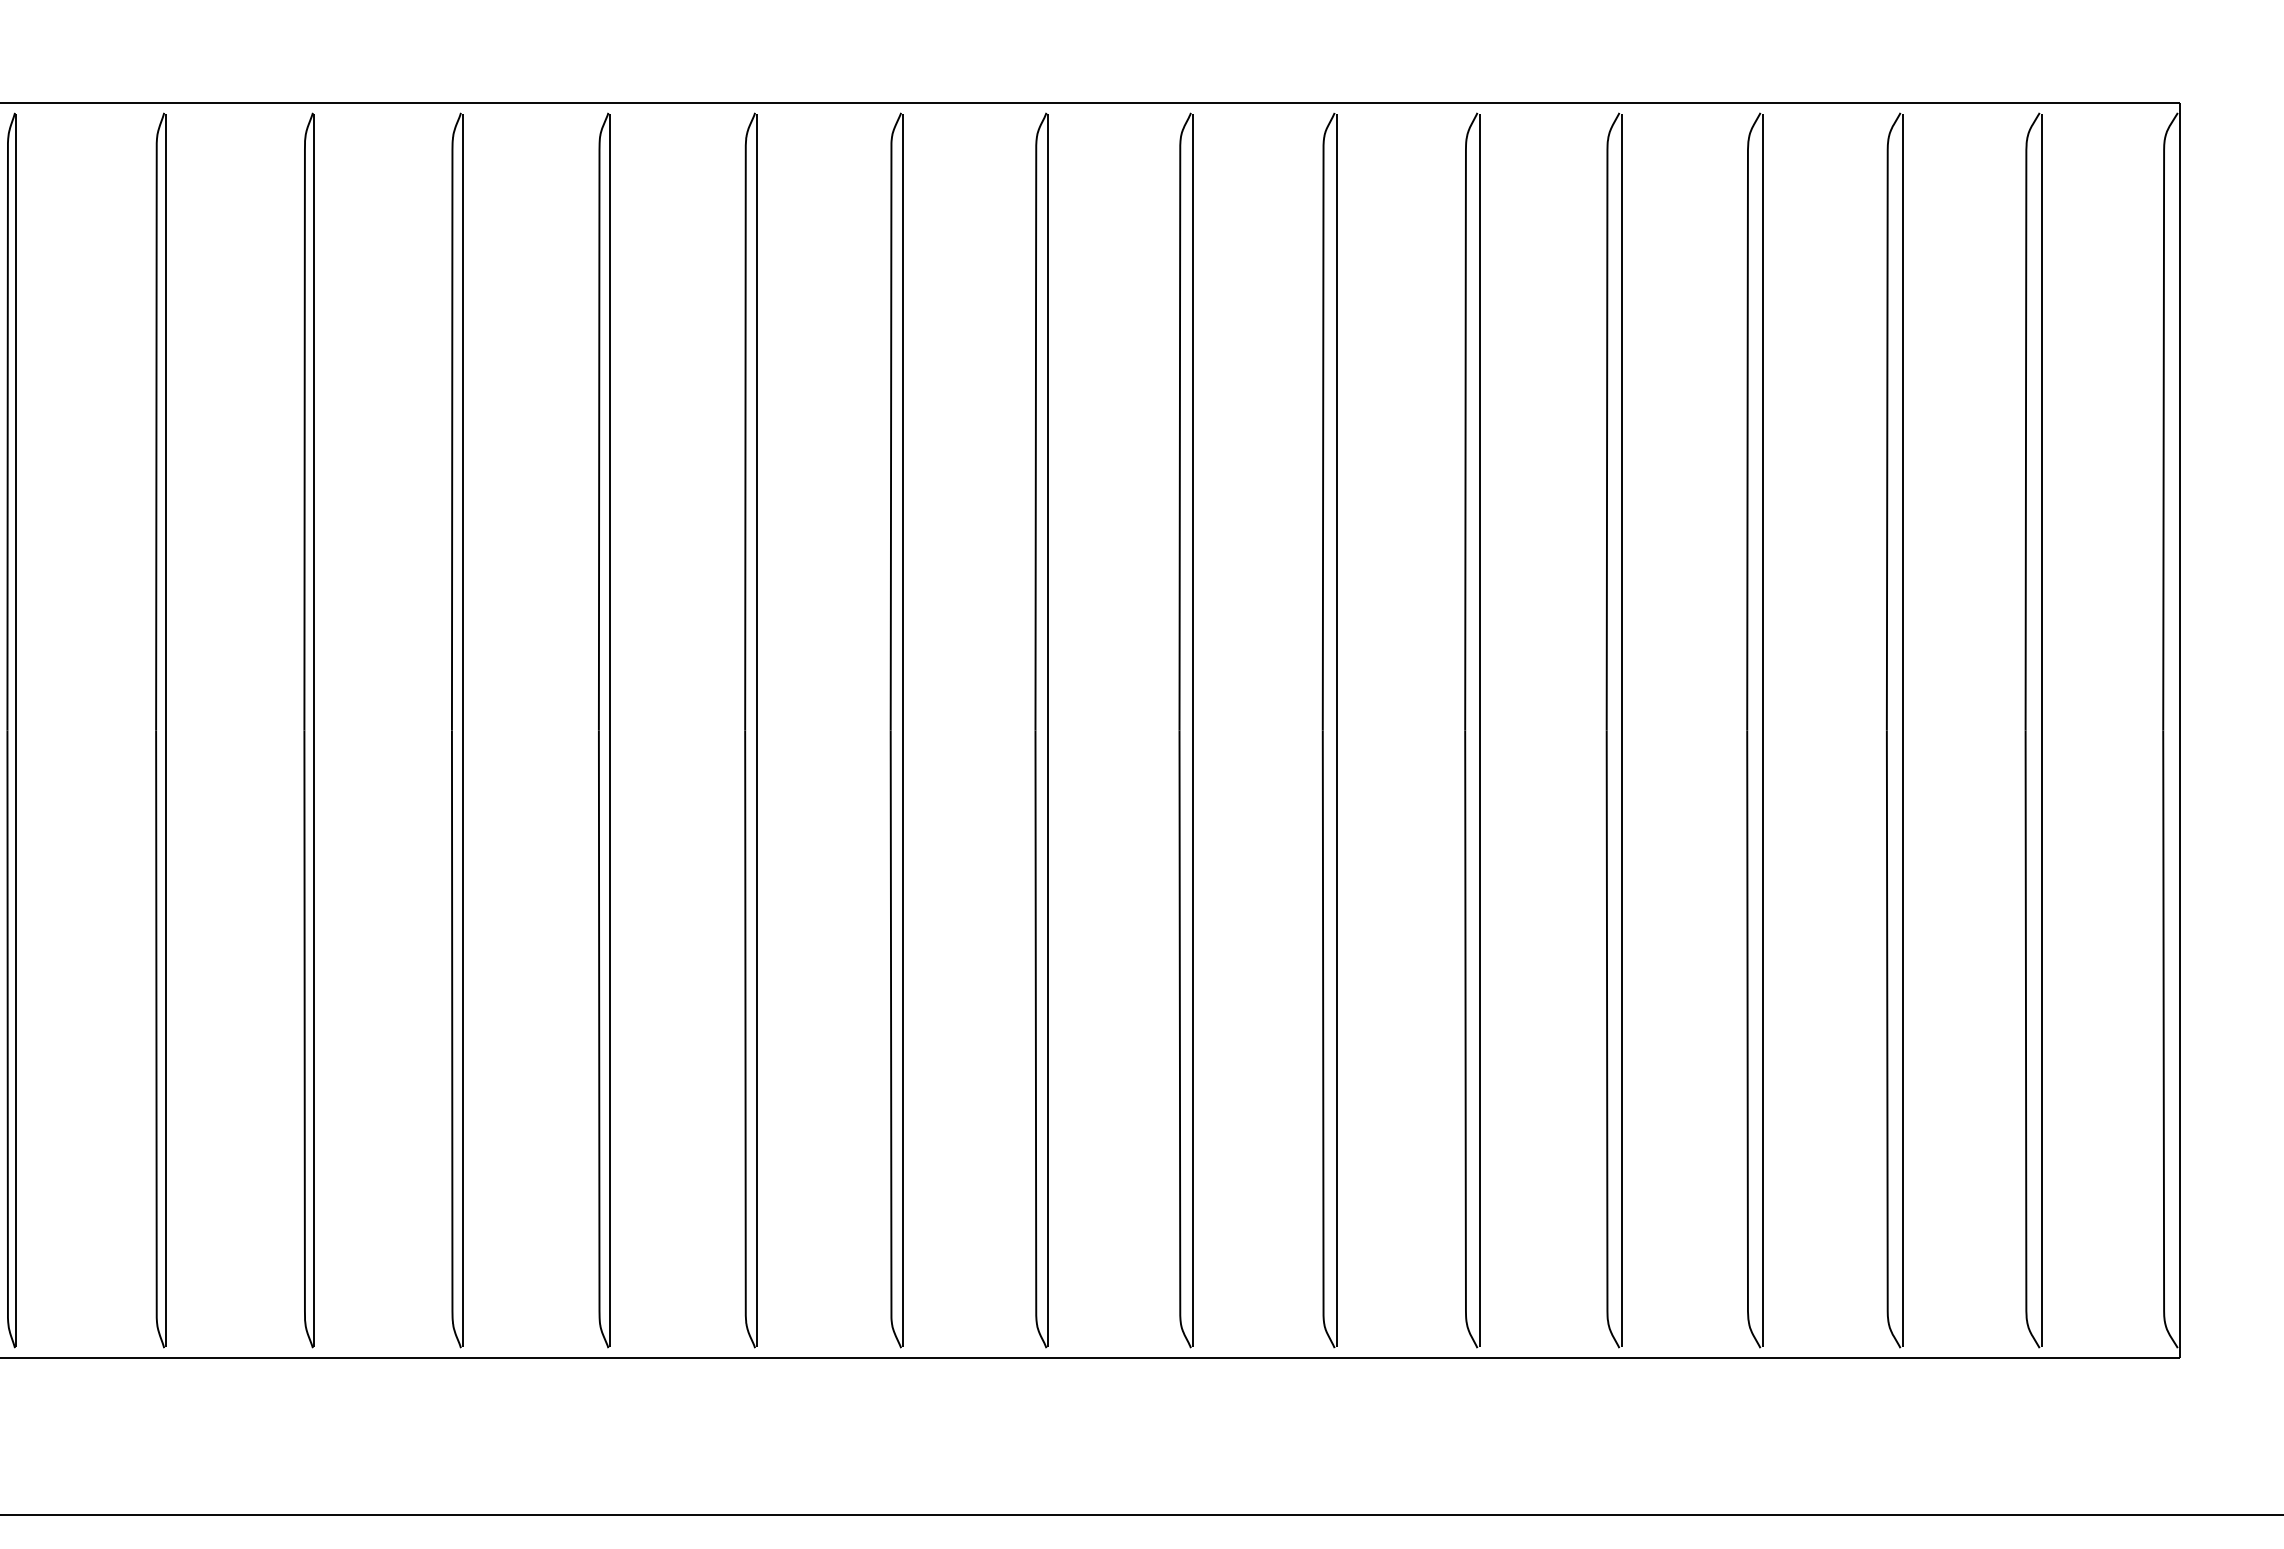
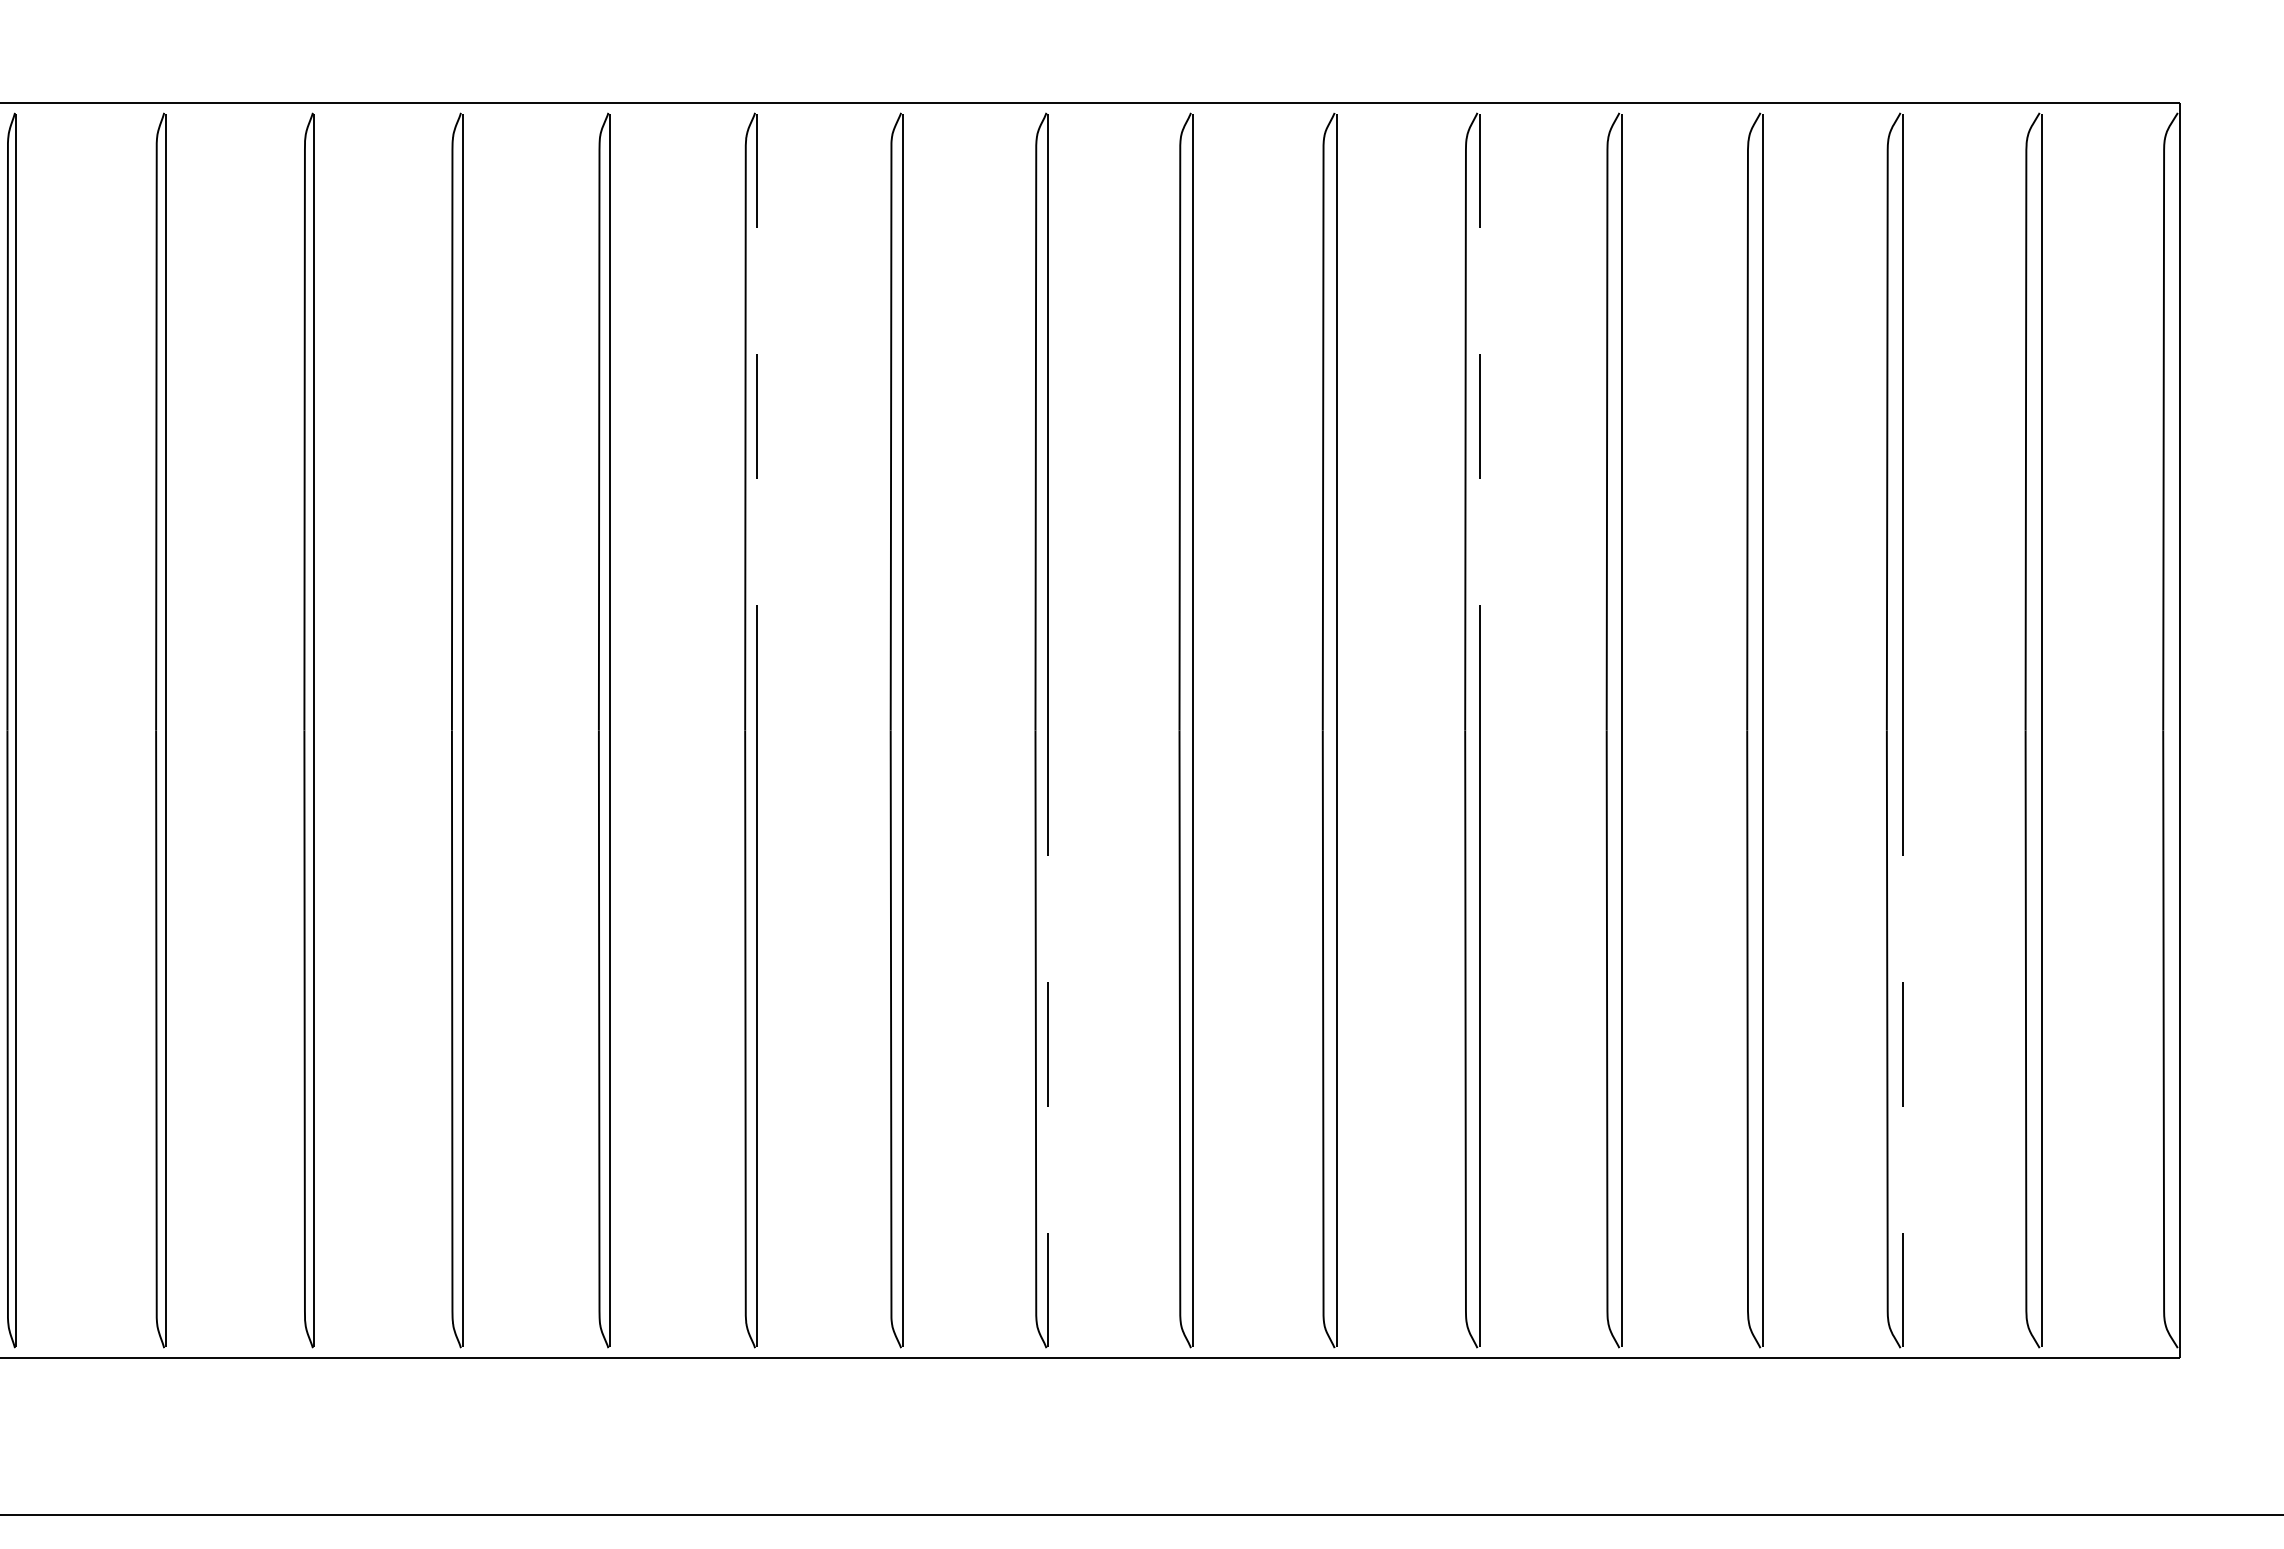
line: solid -> dashed (756, 421)
line: solid -> dashed (1479, 421)
line: solid -> dashed (1048, 1039)
line: solid -> dashed (1902, 1039)
